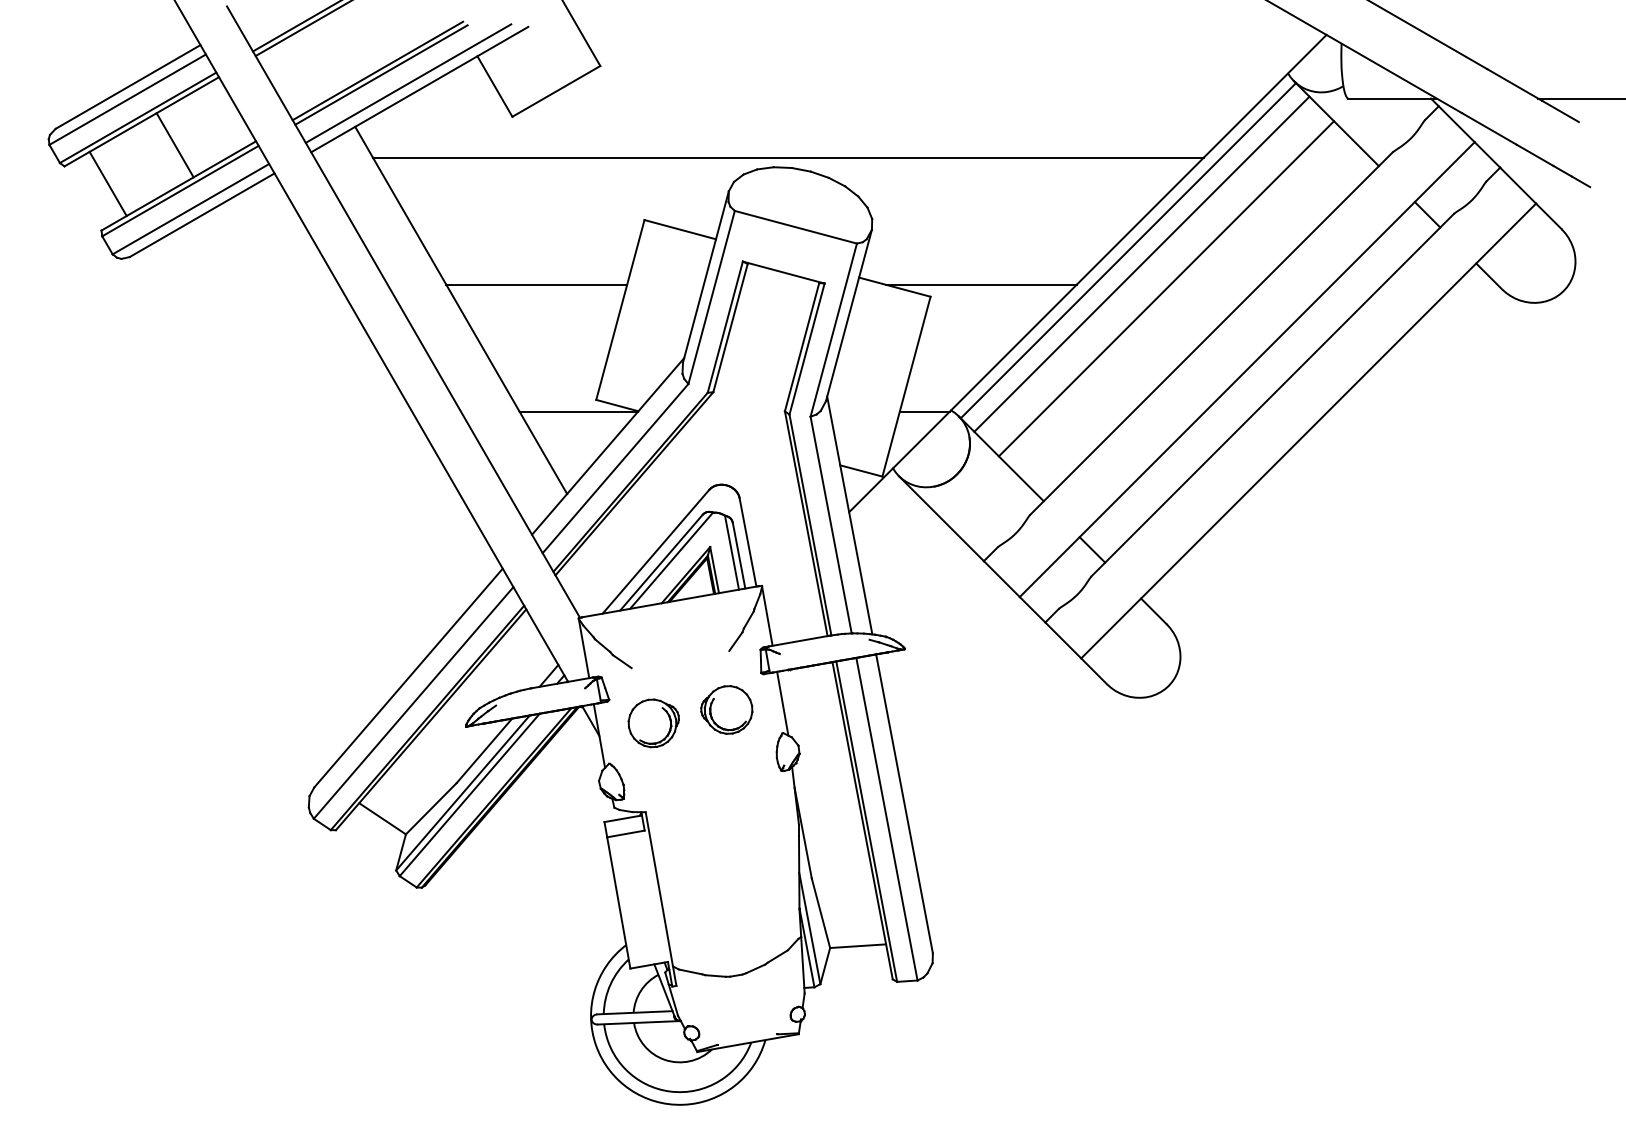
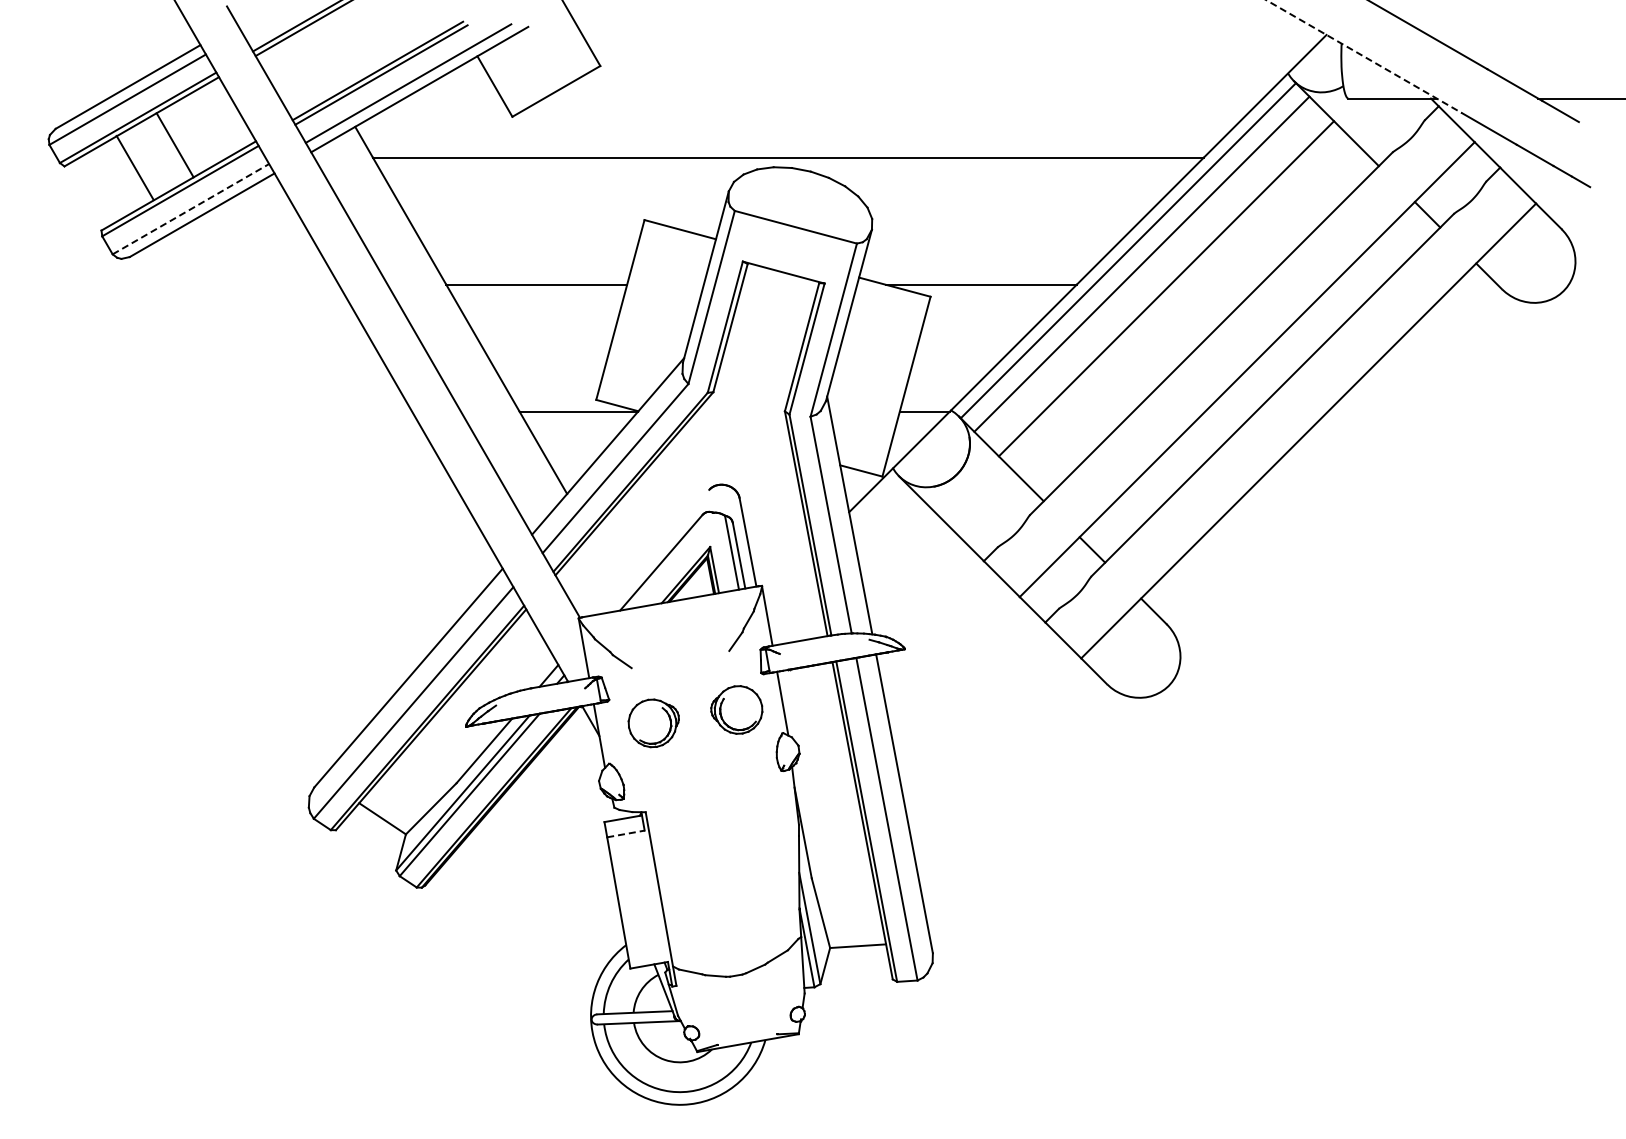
line: solid -> dashed (1364, 56)
line position: (107, 183) -> (134, 167) (134, 167)
line: solid -> dashed (191, 208)
line: present -> none (655, 551)
line: present -> none (671, 560)
part position: (726, 709) -> (736, 709) (736, 709)
line: solid -> dashed (626, 833)
